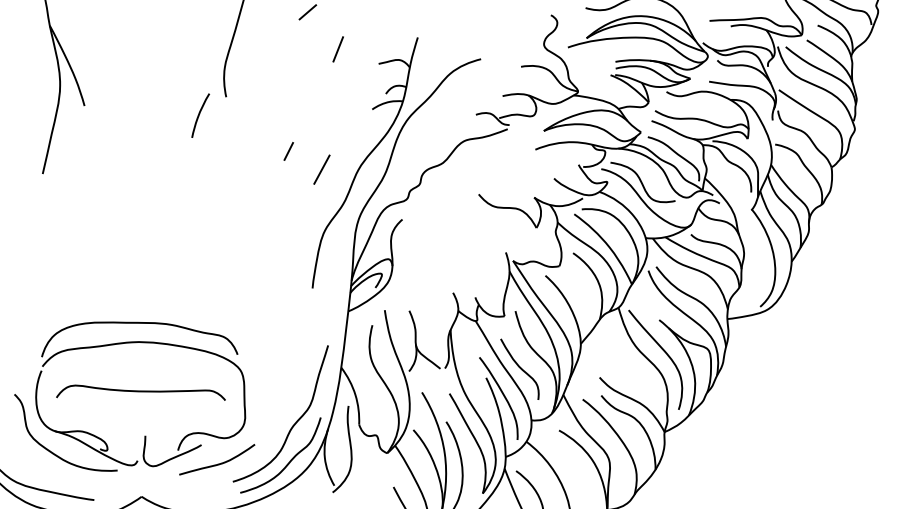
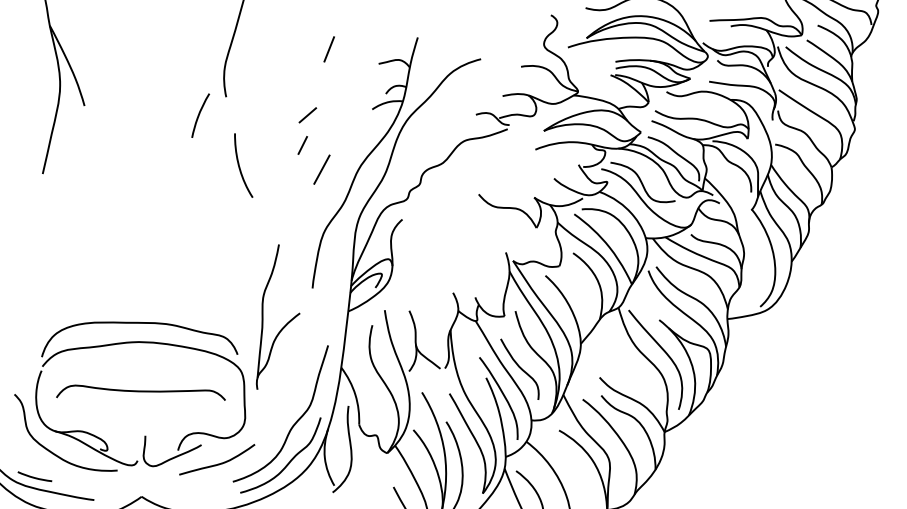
line position: (307, 12) -> (307, 115) (307, 115)
line position: (337, 49) -> (328, 49) (328, 49)
line position: (288, 151) -> (302, 145) (302, 145)
curve: none -> present (240, 166)
part: none -> present (286, 323)
curve: none -> present (33, 476)
